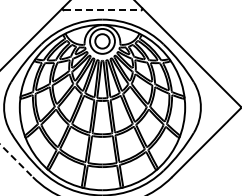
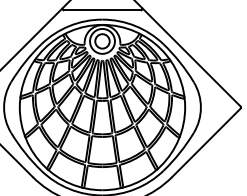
line: dashed -> solid (102, 10)
line: dashed -> solid (16, 160)
